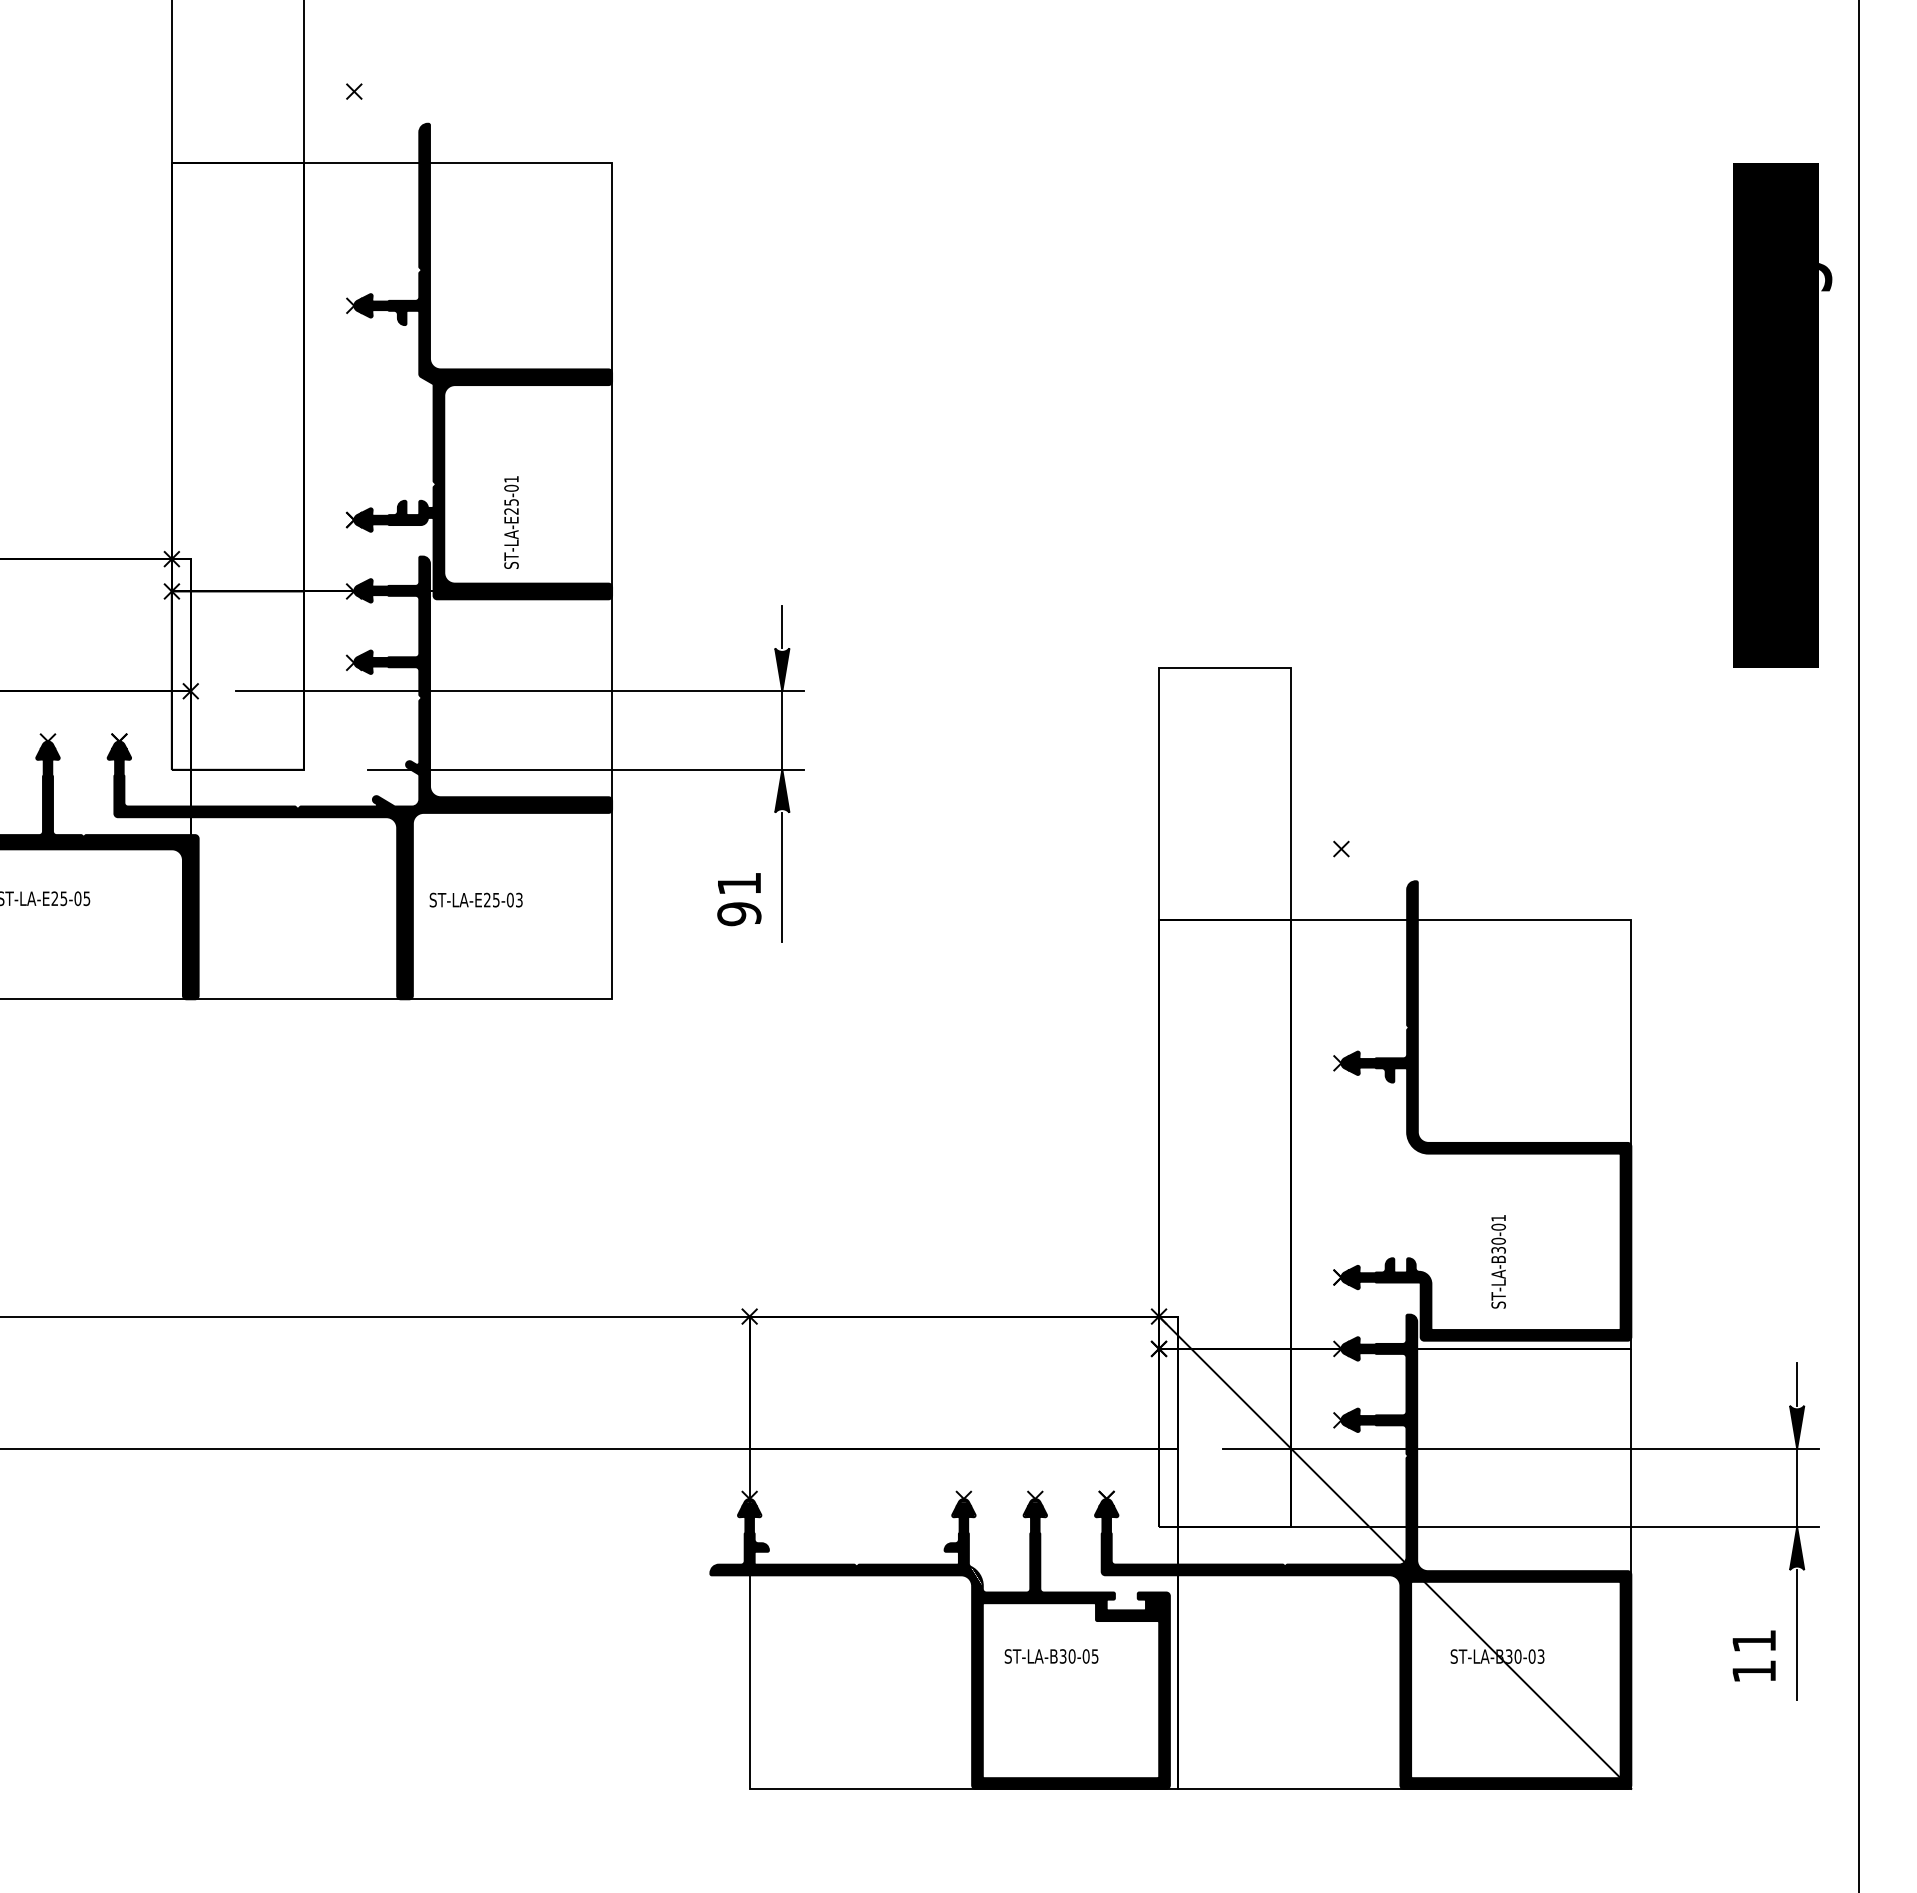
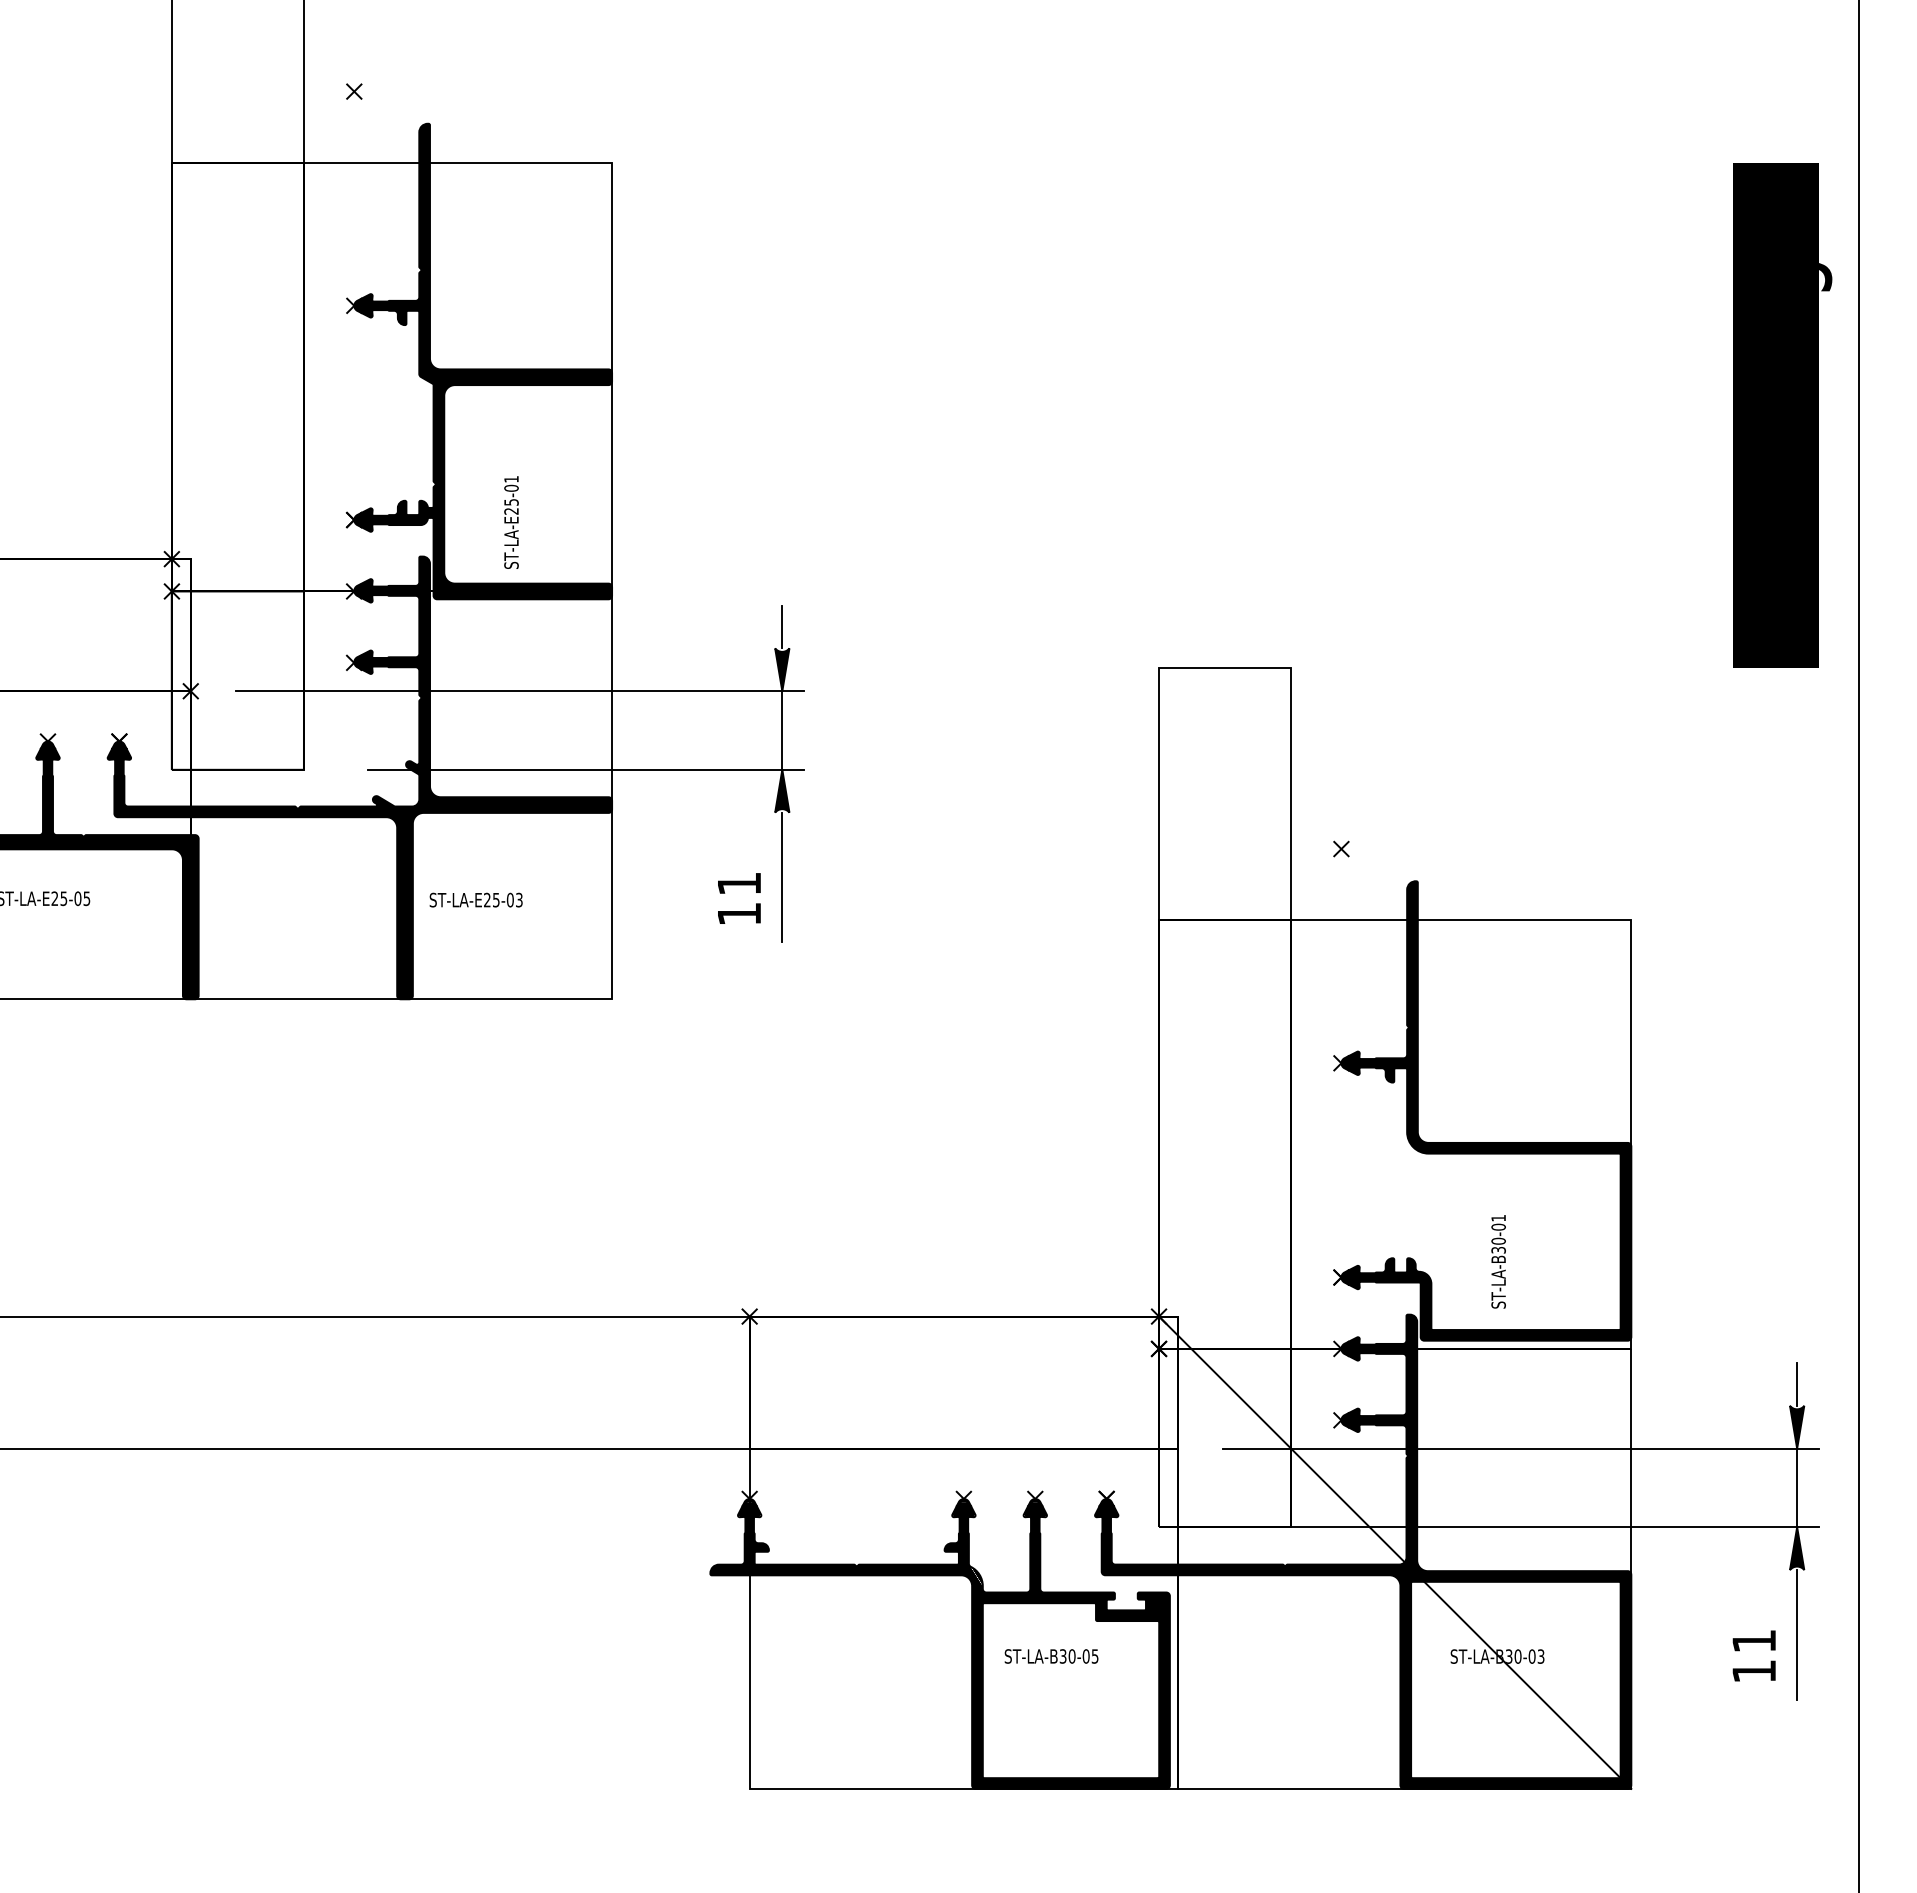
text: 91 -> 11 (739, 914)
